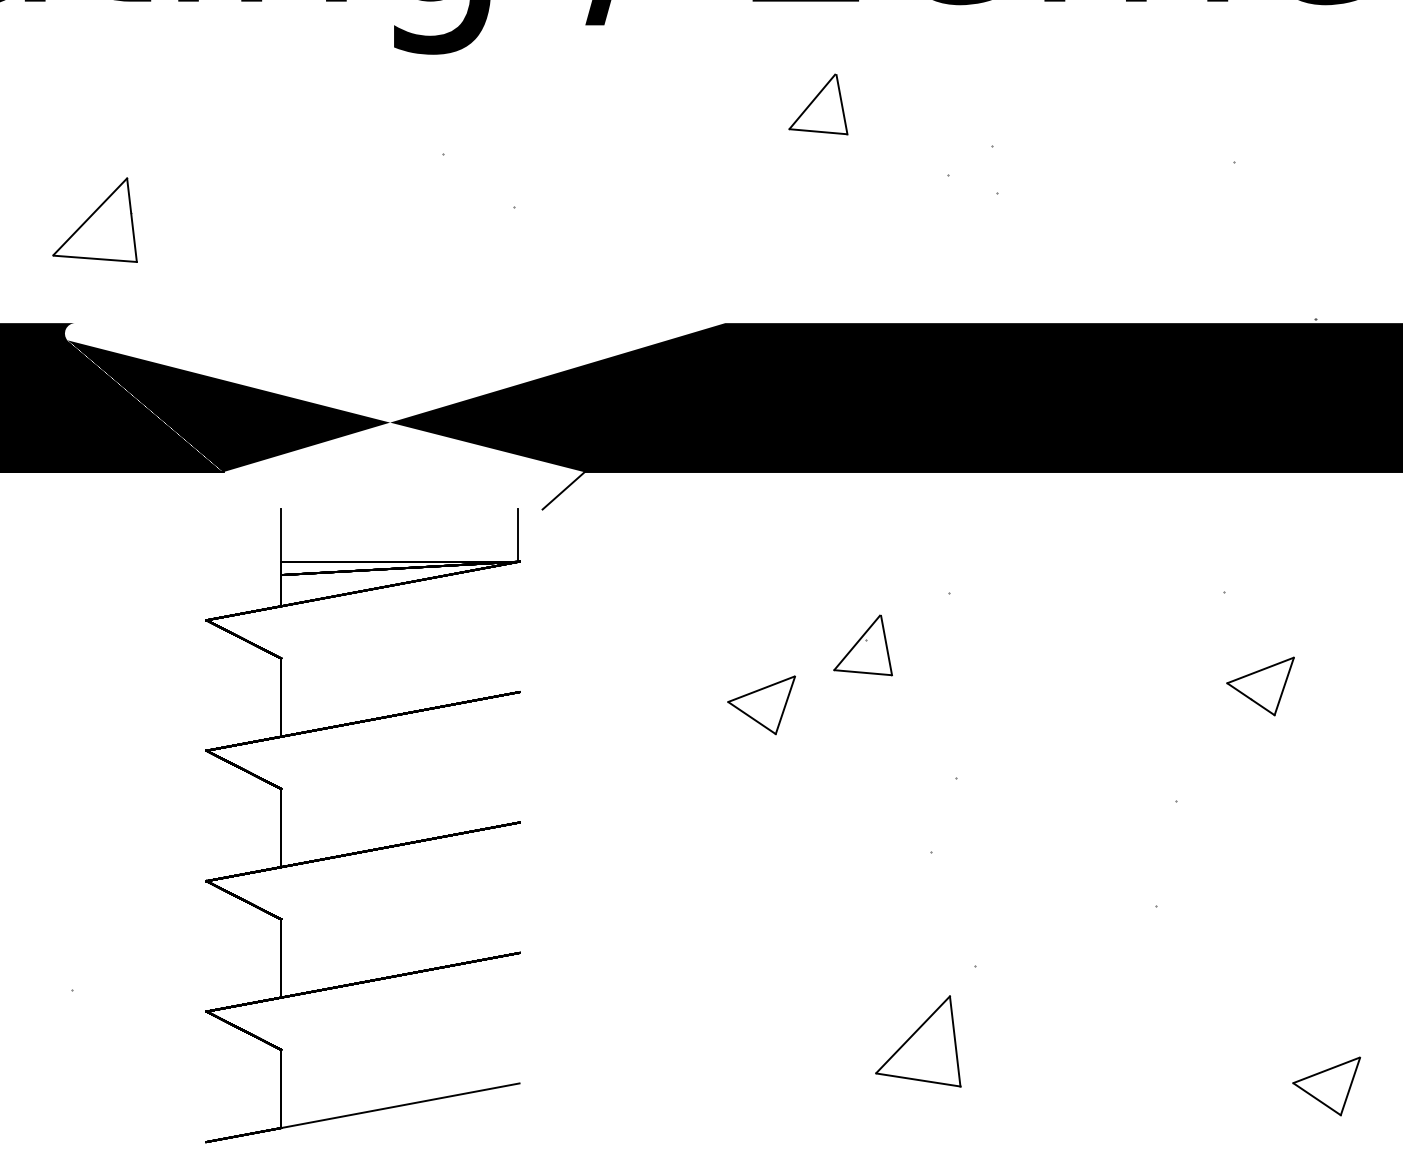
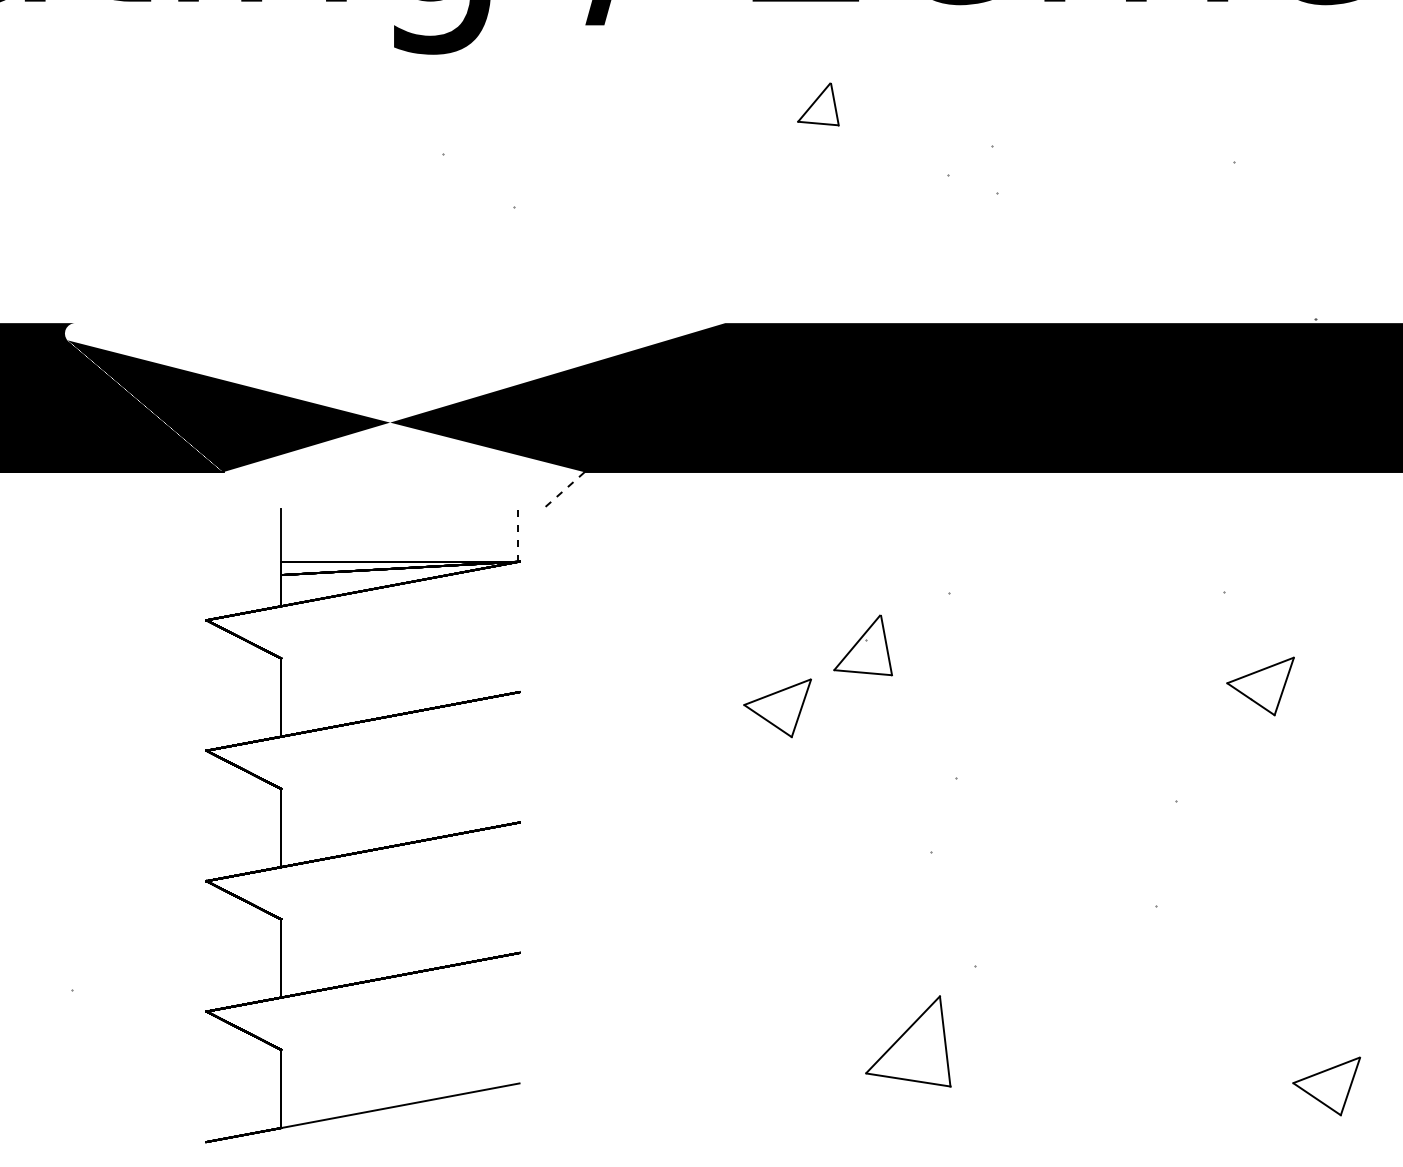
part size: 61x63 px -> 43x45 px (818, 104)
part: present -> none (94, 219)
line: solid -> dashed (563, 491)
line: solid -> dashed (518, 535)
part position: (761, 705) -> (777, 708) (777, 708)
part position: (918, 1041) -> (908, 1041) (908, 1041)
